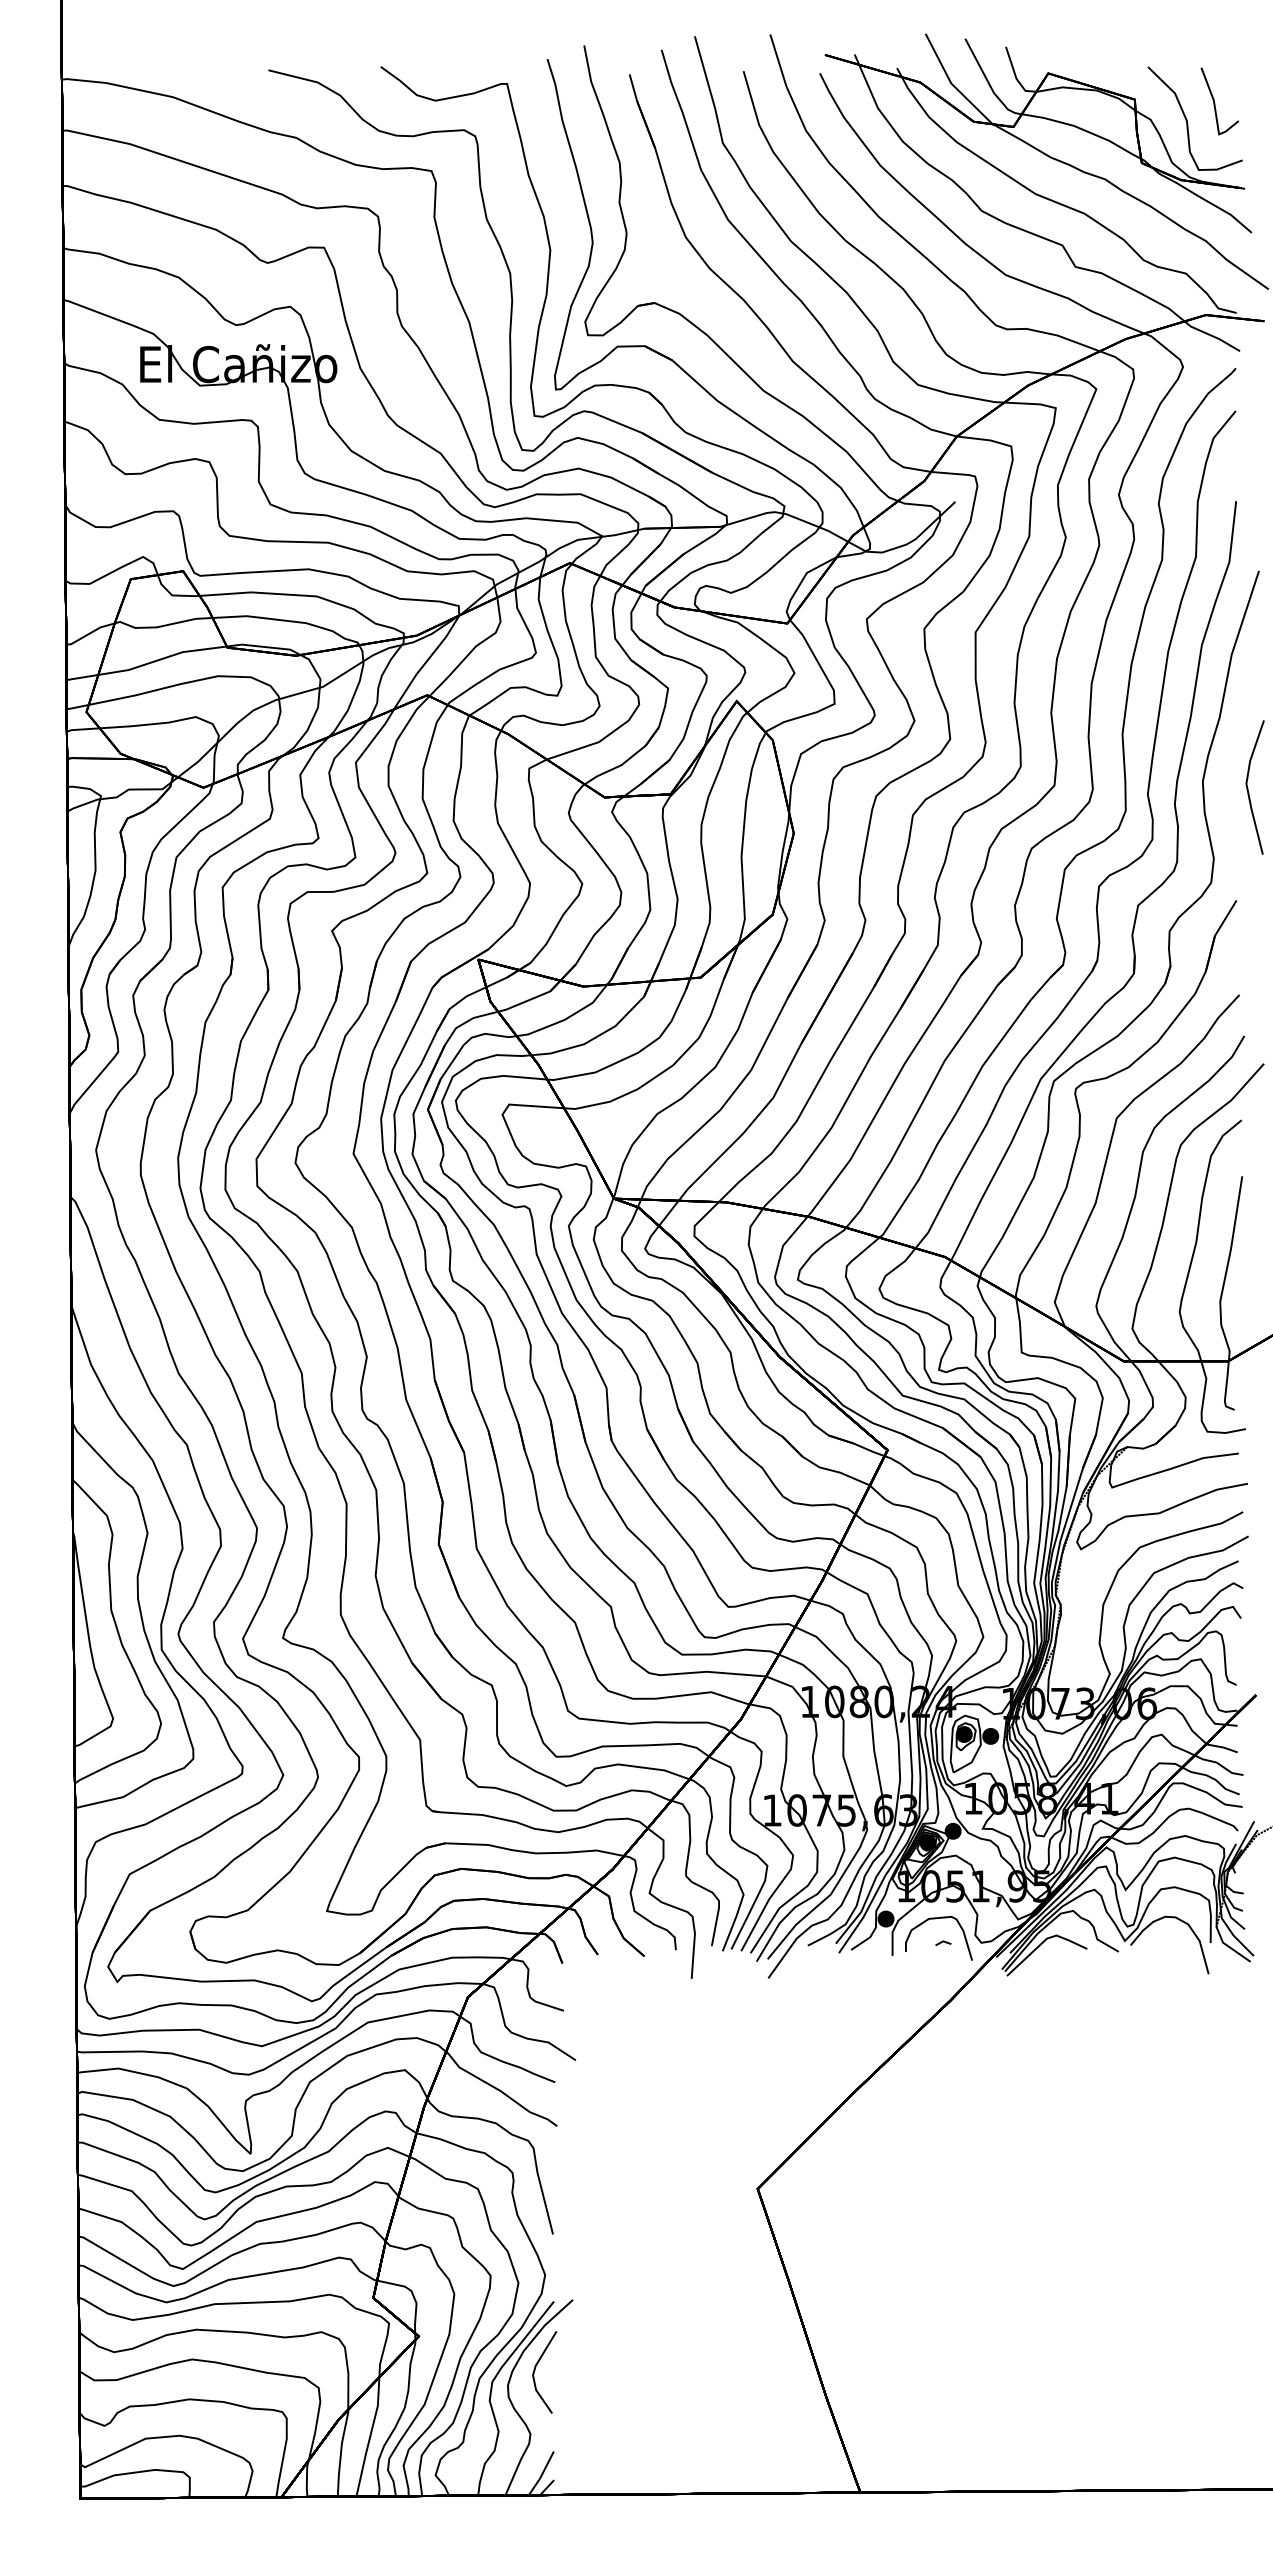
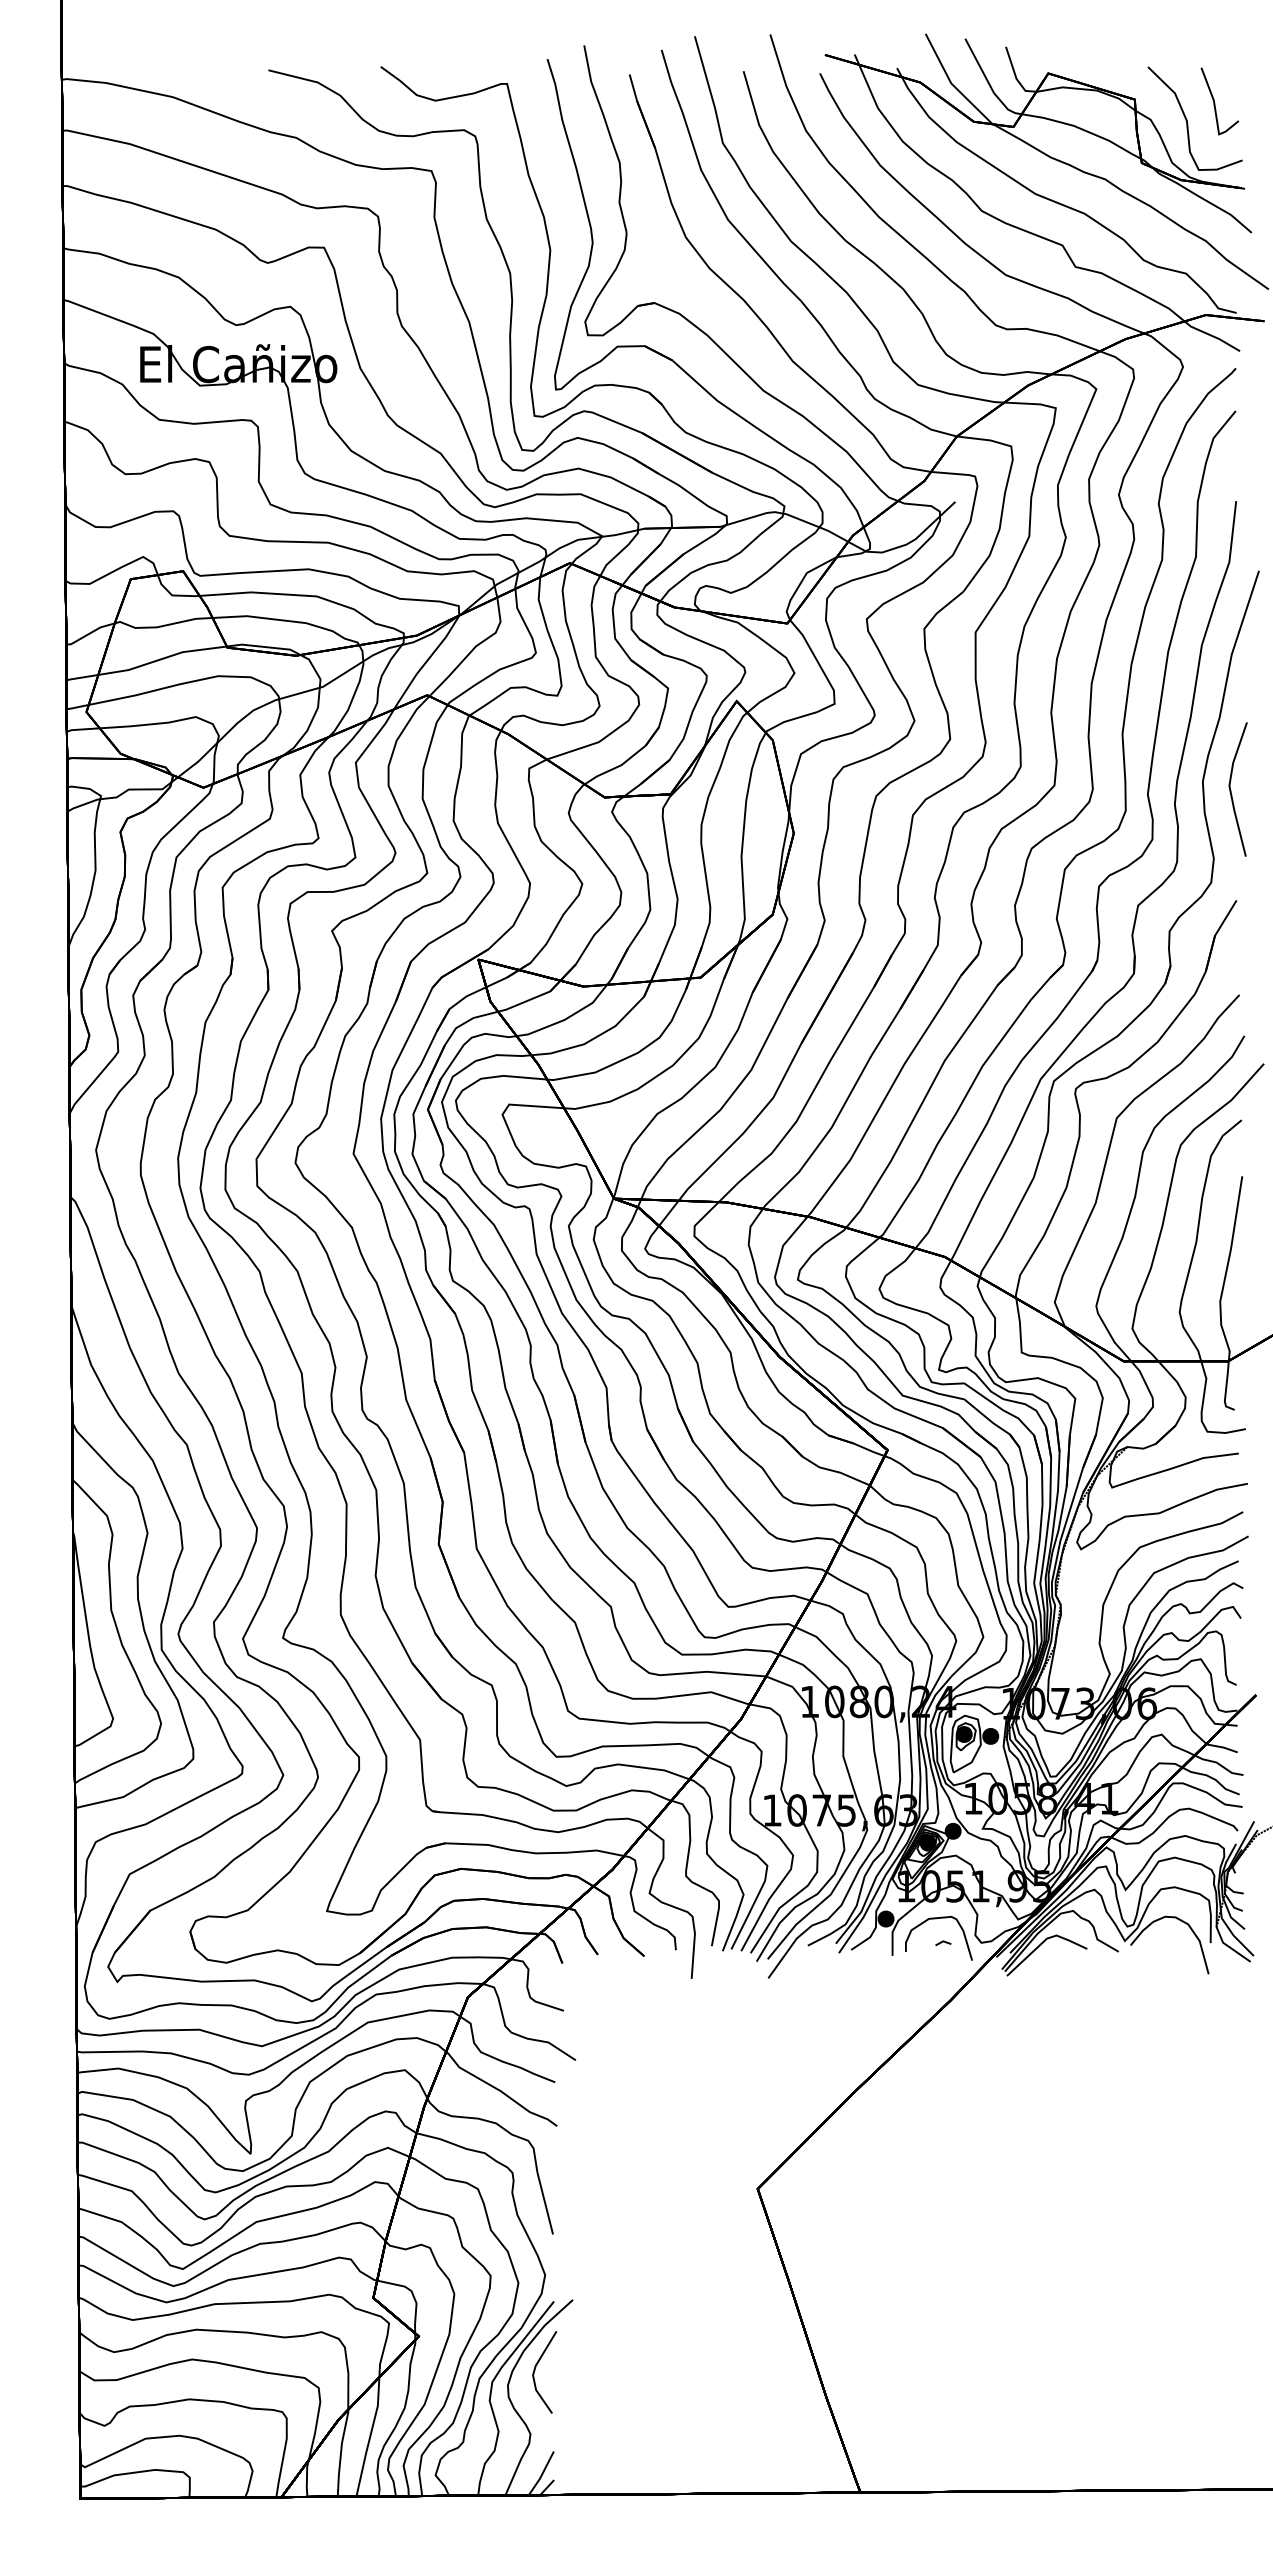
line position: (1248, 787) -> (1231, 789) (1231, 789)
